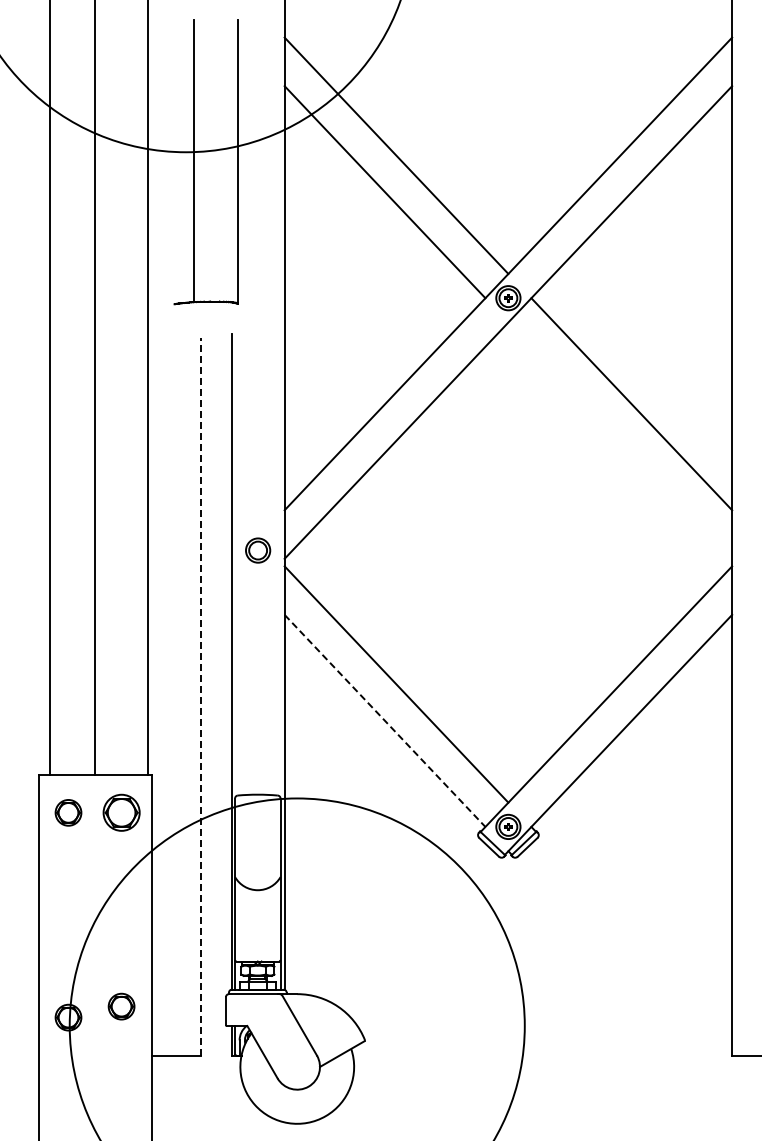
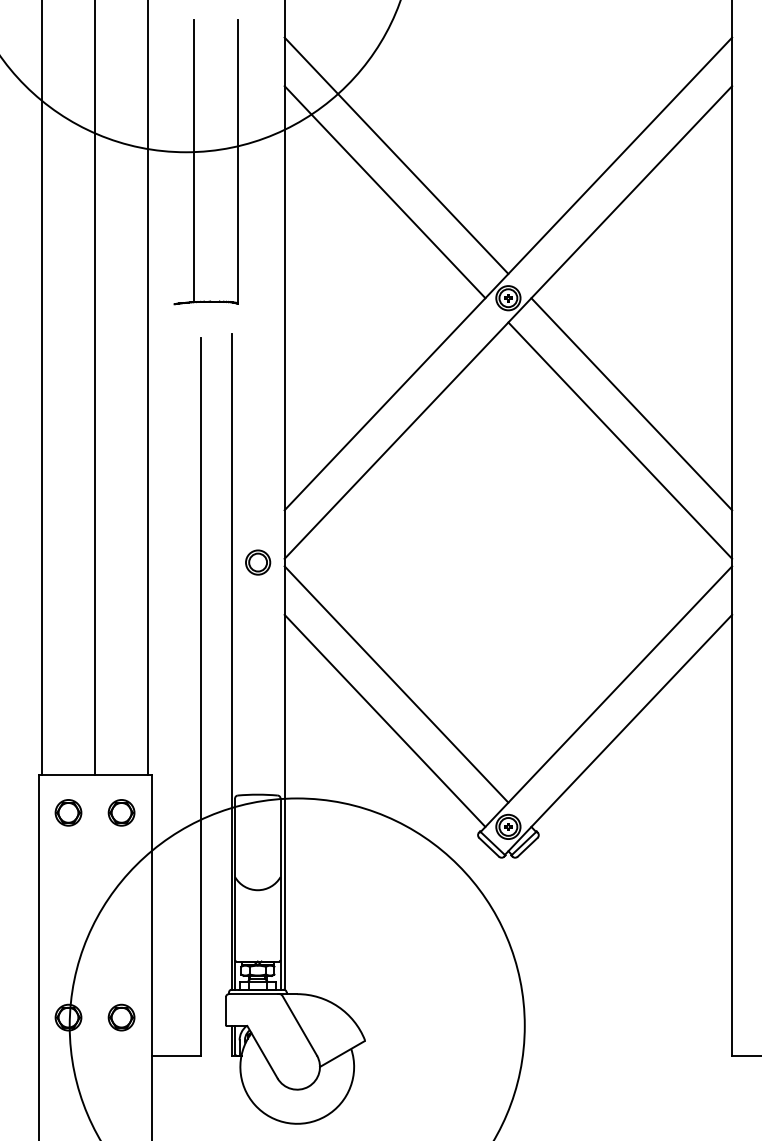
line position: (49, 388) -> (41, 388) (41, 388)
line: none -> present (620, 440)
part position: (258, 550) -> (258, 562) (258, 562)
line: dashed -> solid (201, 696)
line: dashed -> solid (385, 721)
part size: 39x39 px -> 29x28 px (121, 812)
part position: (121, 1006) -> (121, 1017) (121, 1017)
